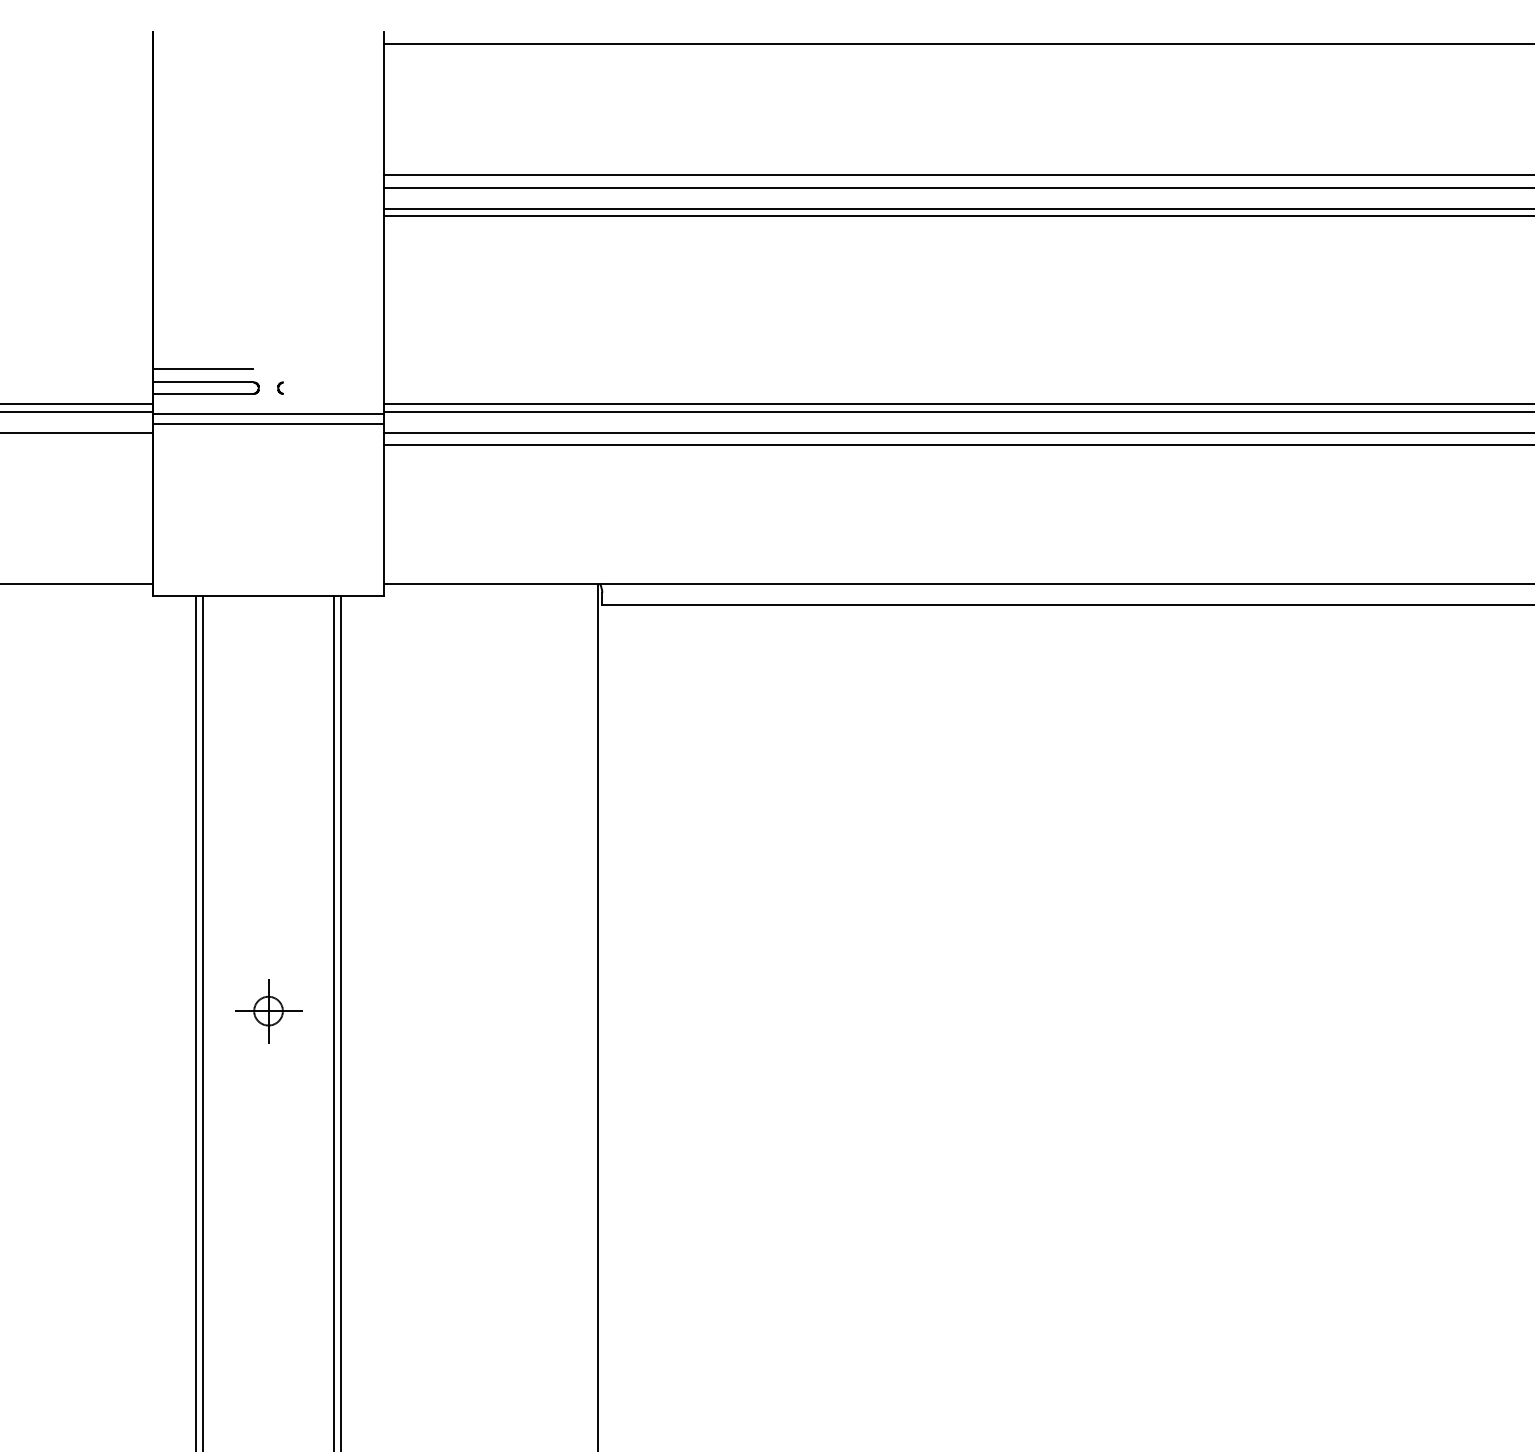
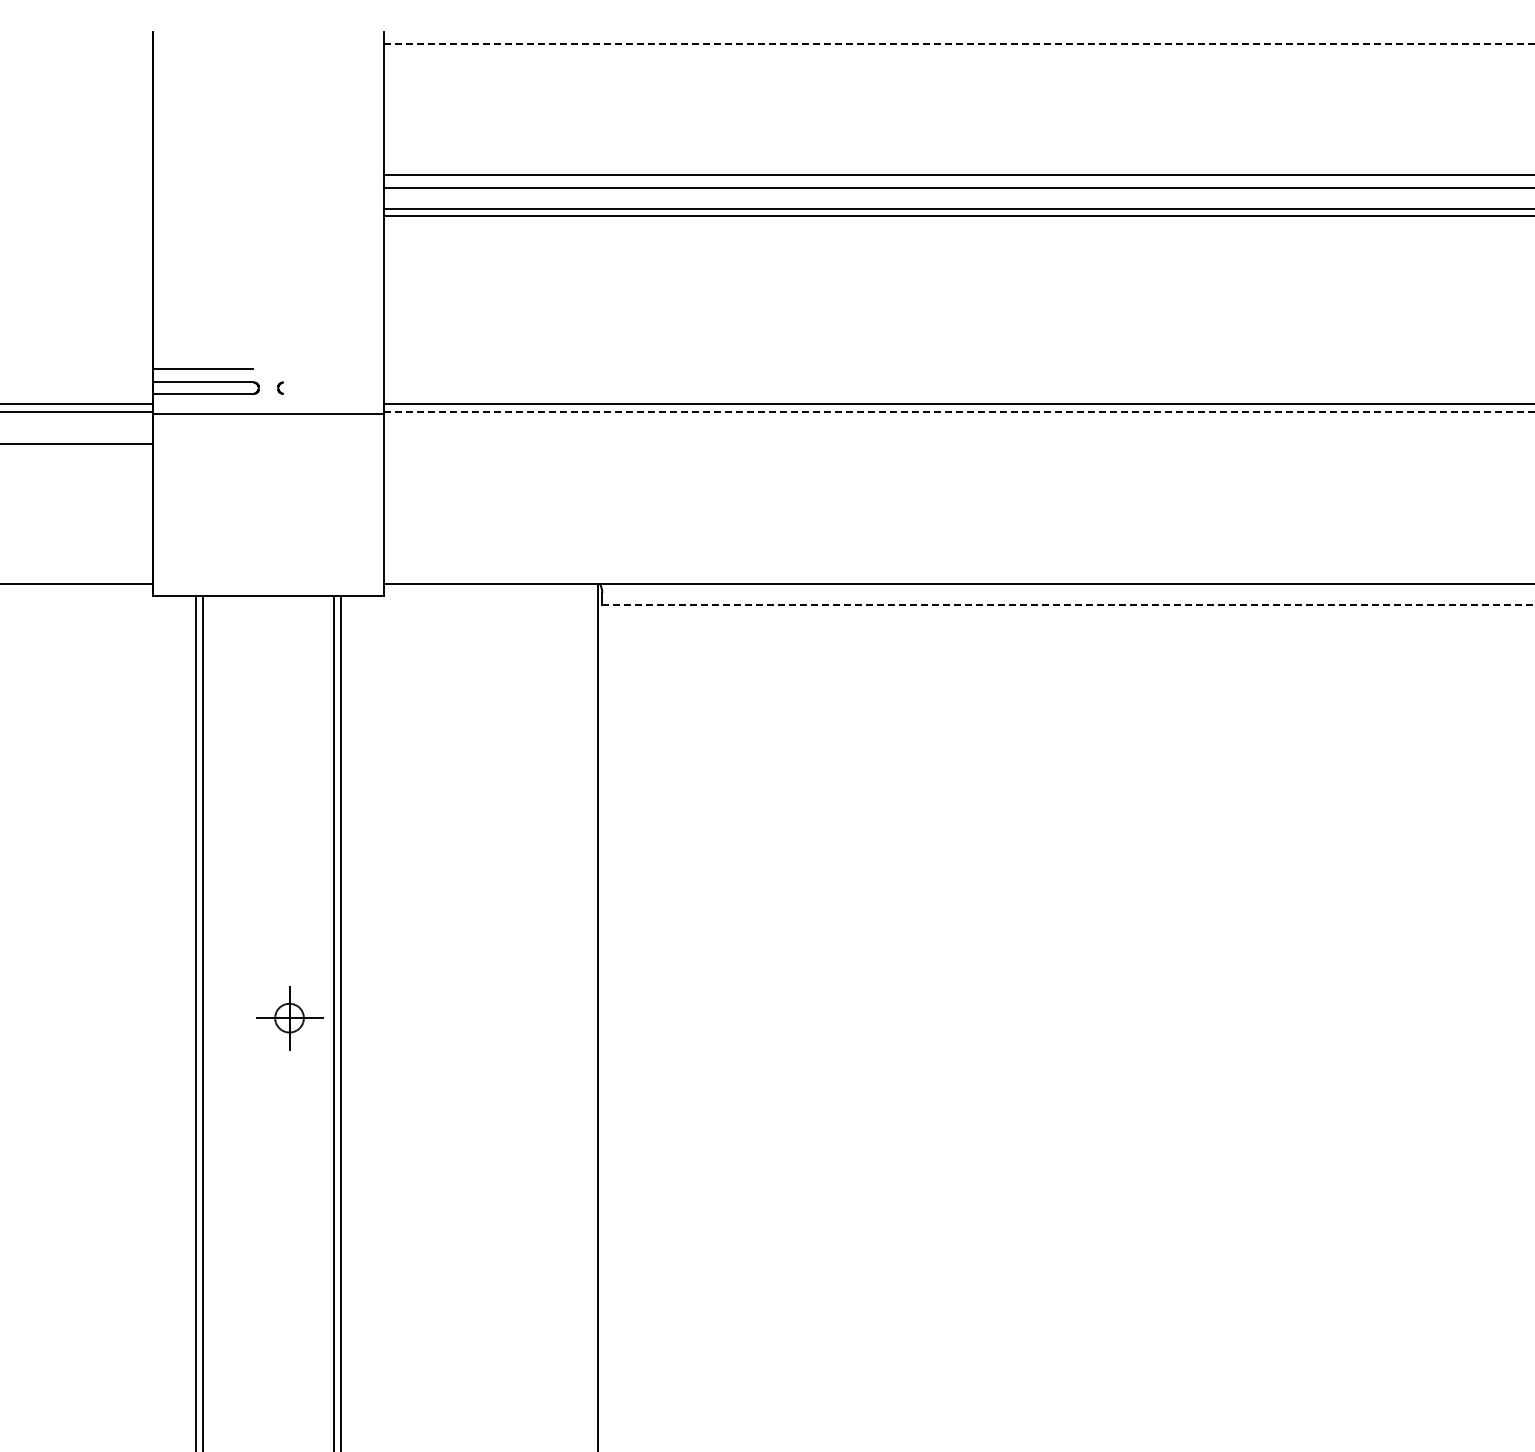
line: solid -> dashed (959, 43)
line: solid -> dashed (959, 412)
line: present -> none (268, 423)
line position: (77, 433) -> (77, 444) (77, 444)
line: present -> none (957, 433)
line: present -> none (957, 445)
line: solid -> dashed (1068, 604)
part position: (268, 1011) -> (289, 1018) (289, 1018)
